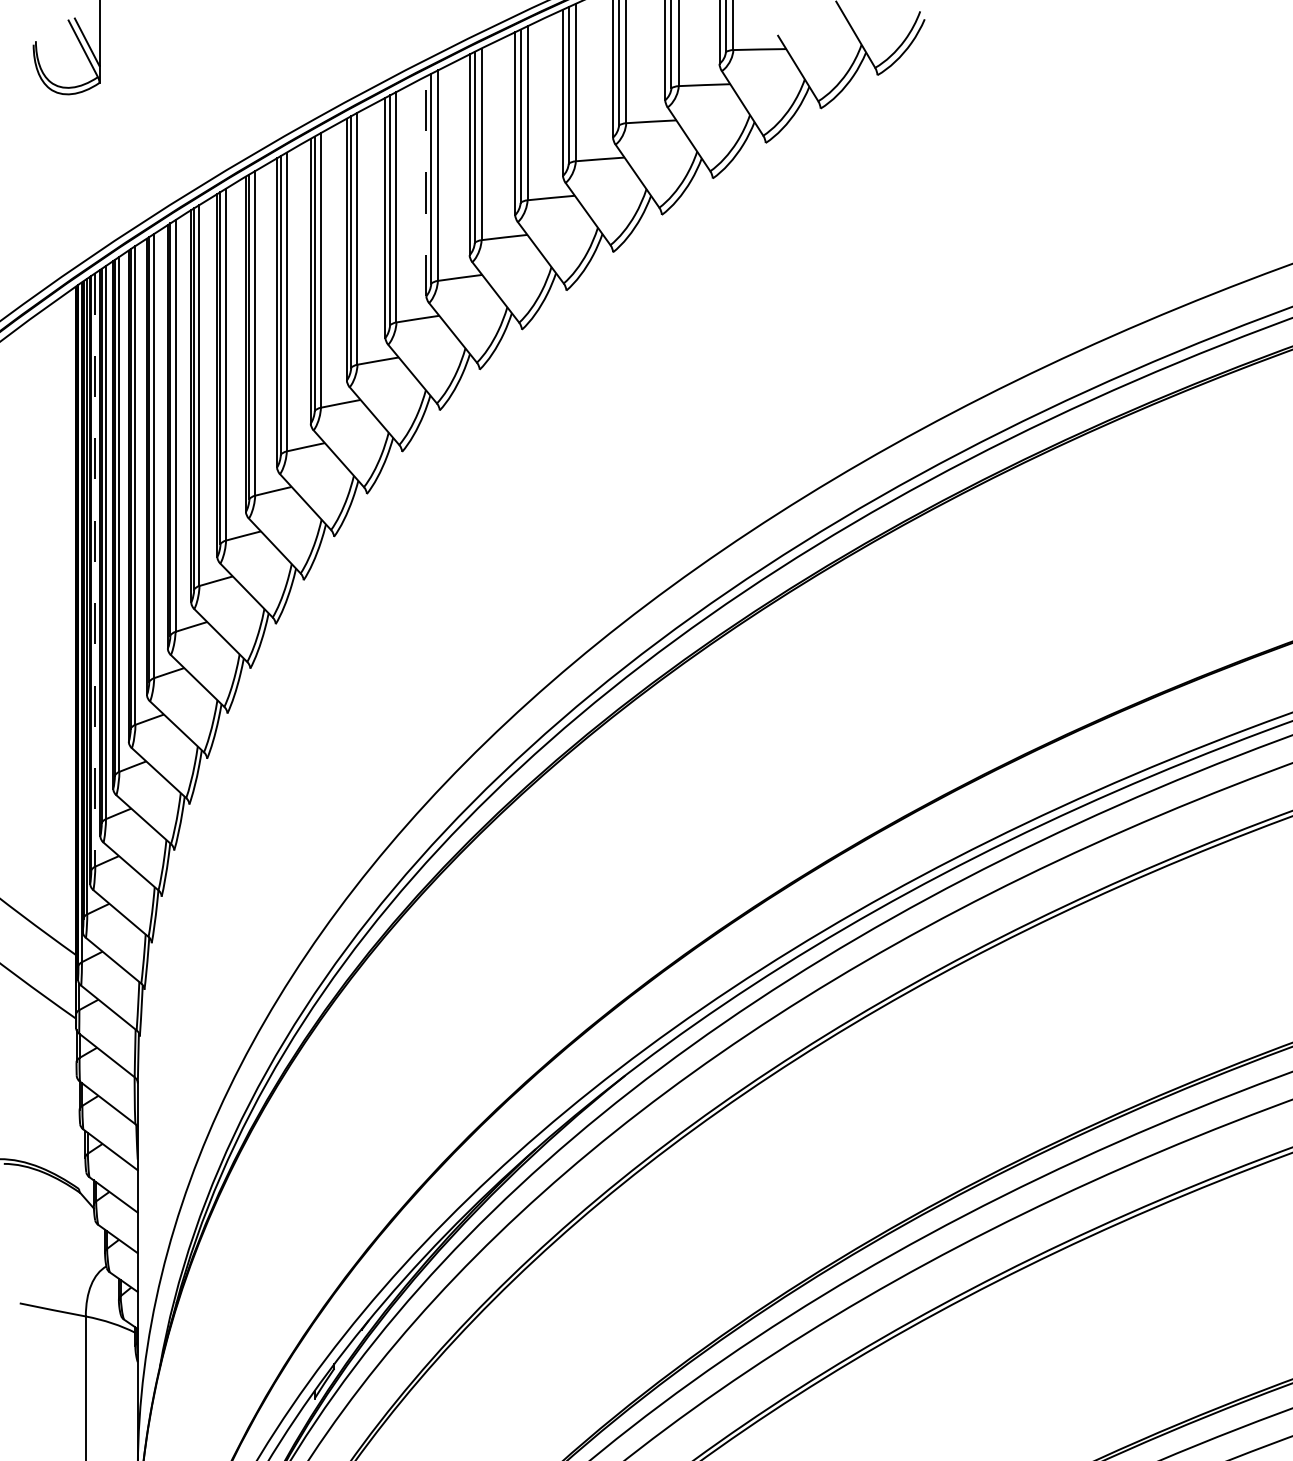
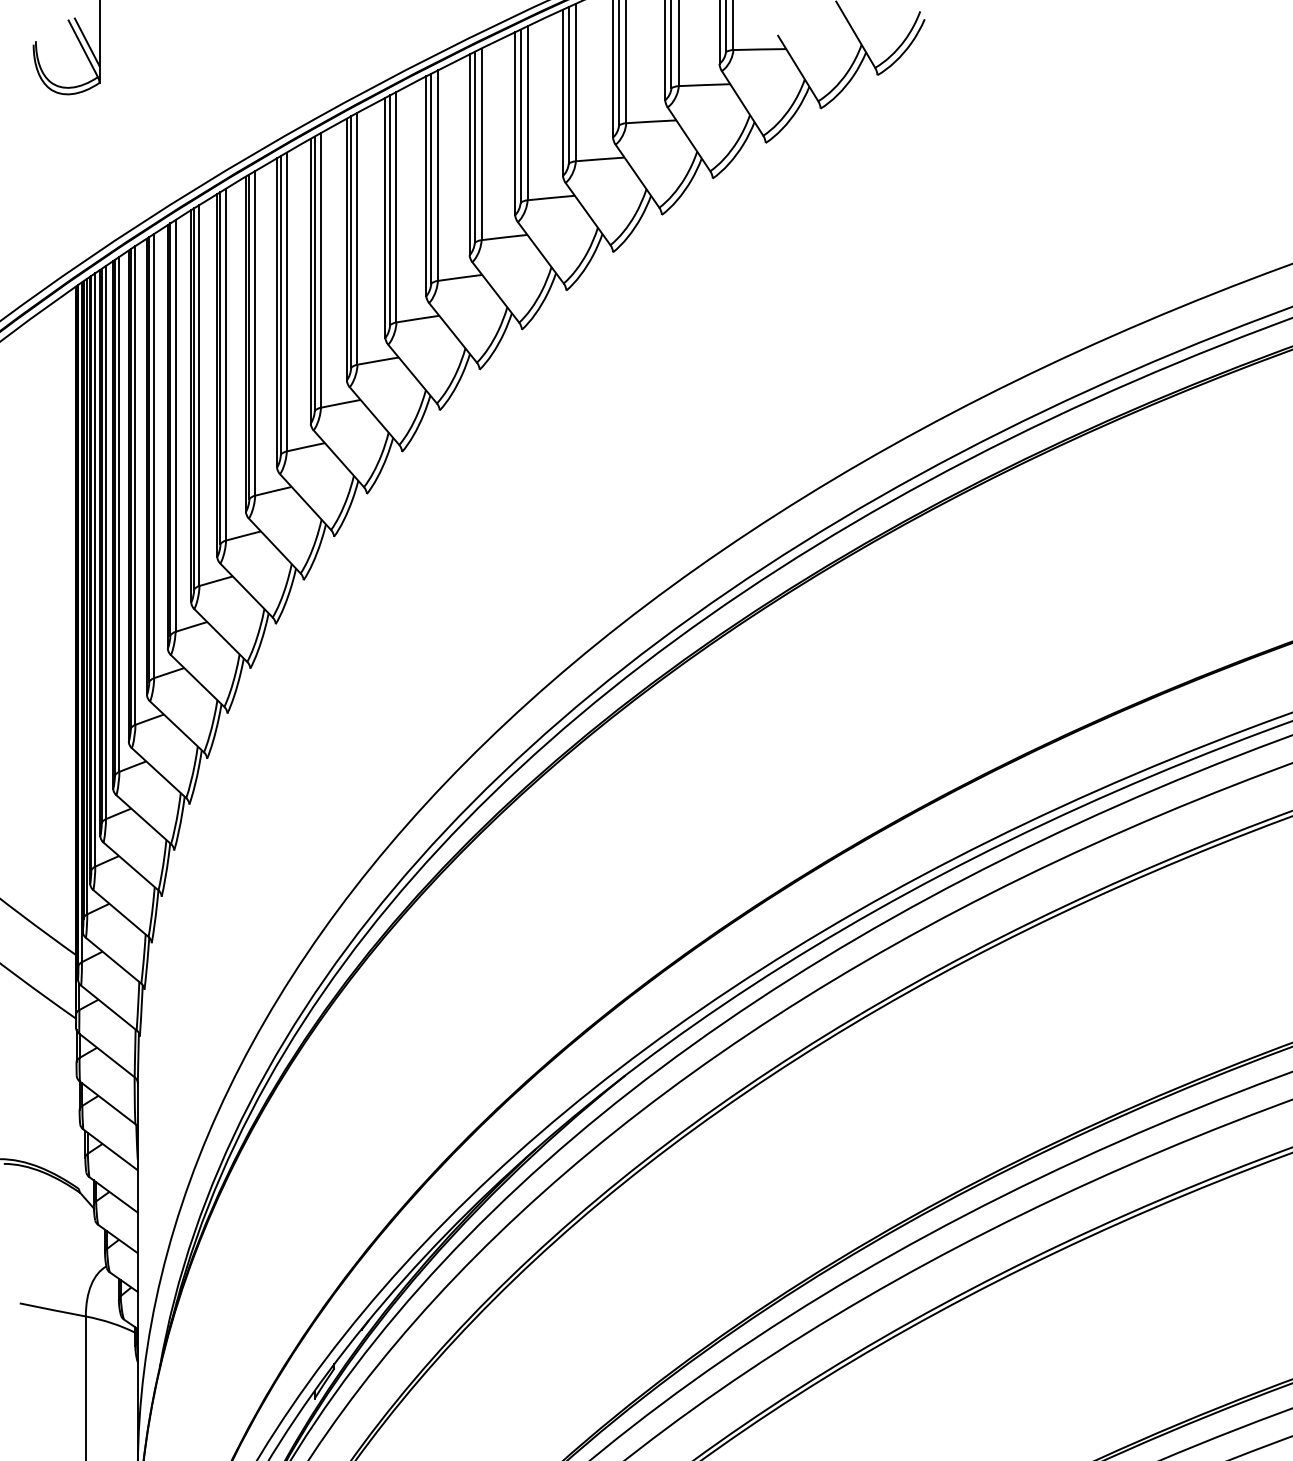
line: dashed -> solid (426, 186)
line: dashed -> solid (95, 570)
